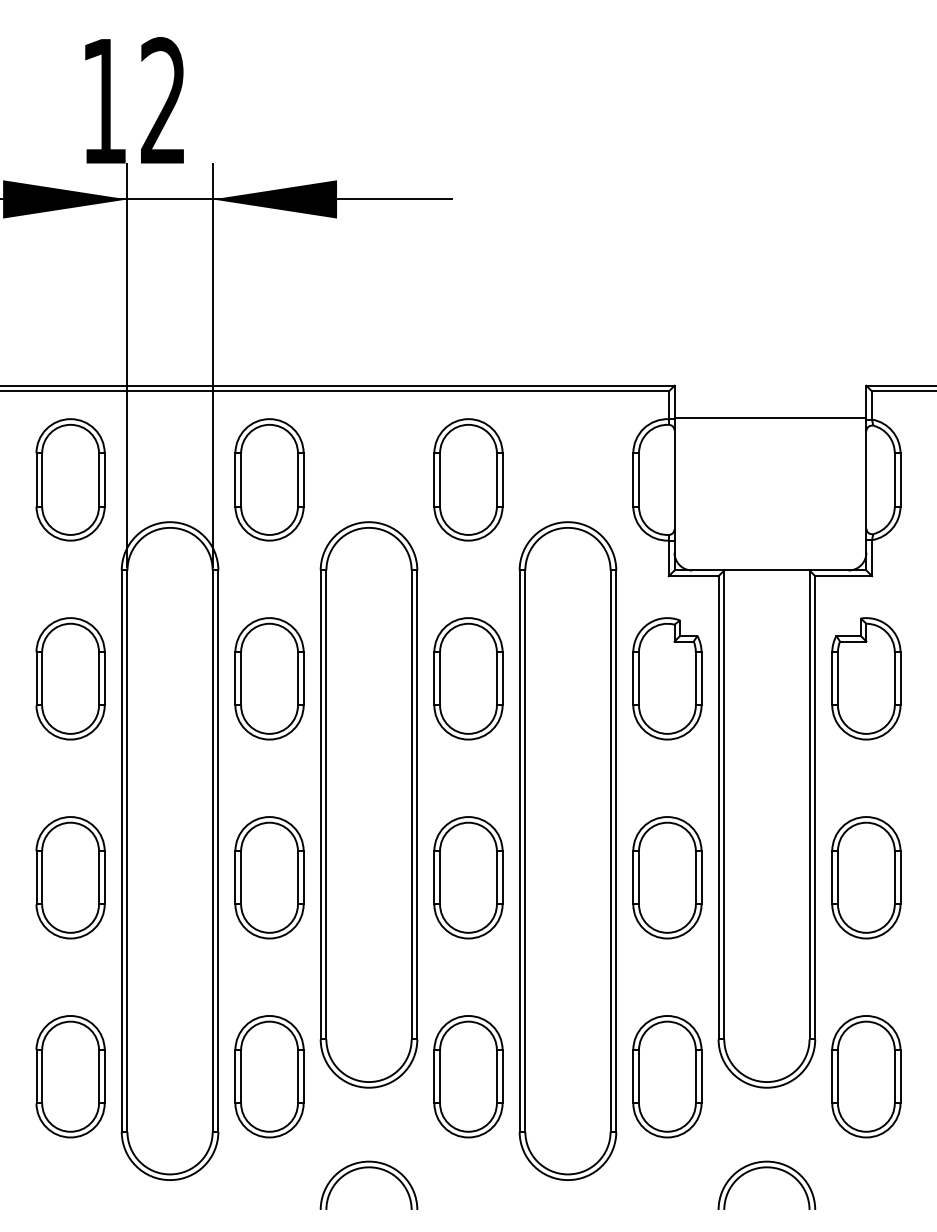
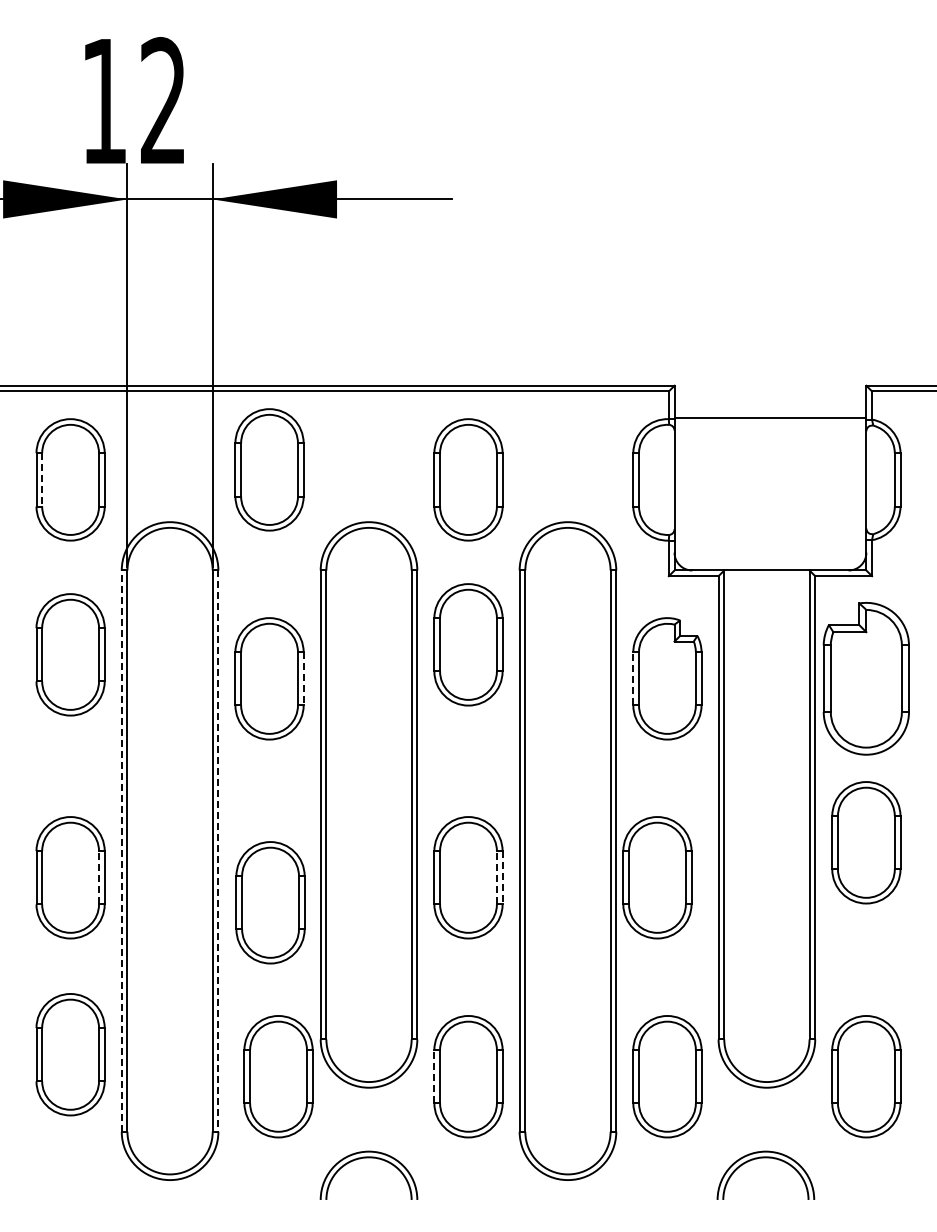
line: solid -> dashed (42, 479)
part position: (269, 479) -> (269, 469) (269, 469)
part position: (70, 678) -> (70, 654) (70, 654)
line: solid -> dashed (303, 678)
part position: (468, 678) -> (468, 644) (468, 644)
line: solid -> dashed (633, 678)
part size: 71x124 px -> 88x154 px (865, 678)
line: solid -> dashed (121, 851)
line: solid -> dashed (218, 851)
line: solid -> dashed (99, 877)
part position: (269, 877) -> (270, 902) (270, 902)
line: solid -> dashed (496, 877)
line: solid -> dashed (502, 877)
part position: (667, 877) -> (657, 877) (657, 877)
part position: (866, 877) -> (866, 842) (866, 842)
part position: (70, 1076) -> (70, 1054) (70, 1054)
part position: (269, 1076) -> (278, 1076) (278, 1076)
line: solid -> dashed (434, 1076)
part position: (368, 1168) -> (368, 1158) (368, 1158)
part position: (766, 1168) -> (765, 1158) (765, 1158)
